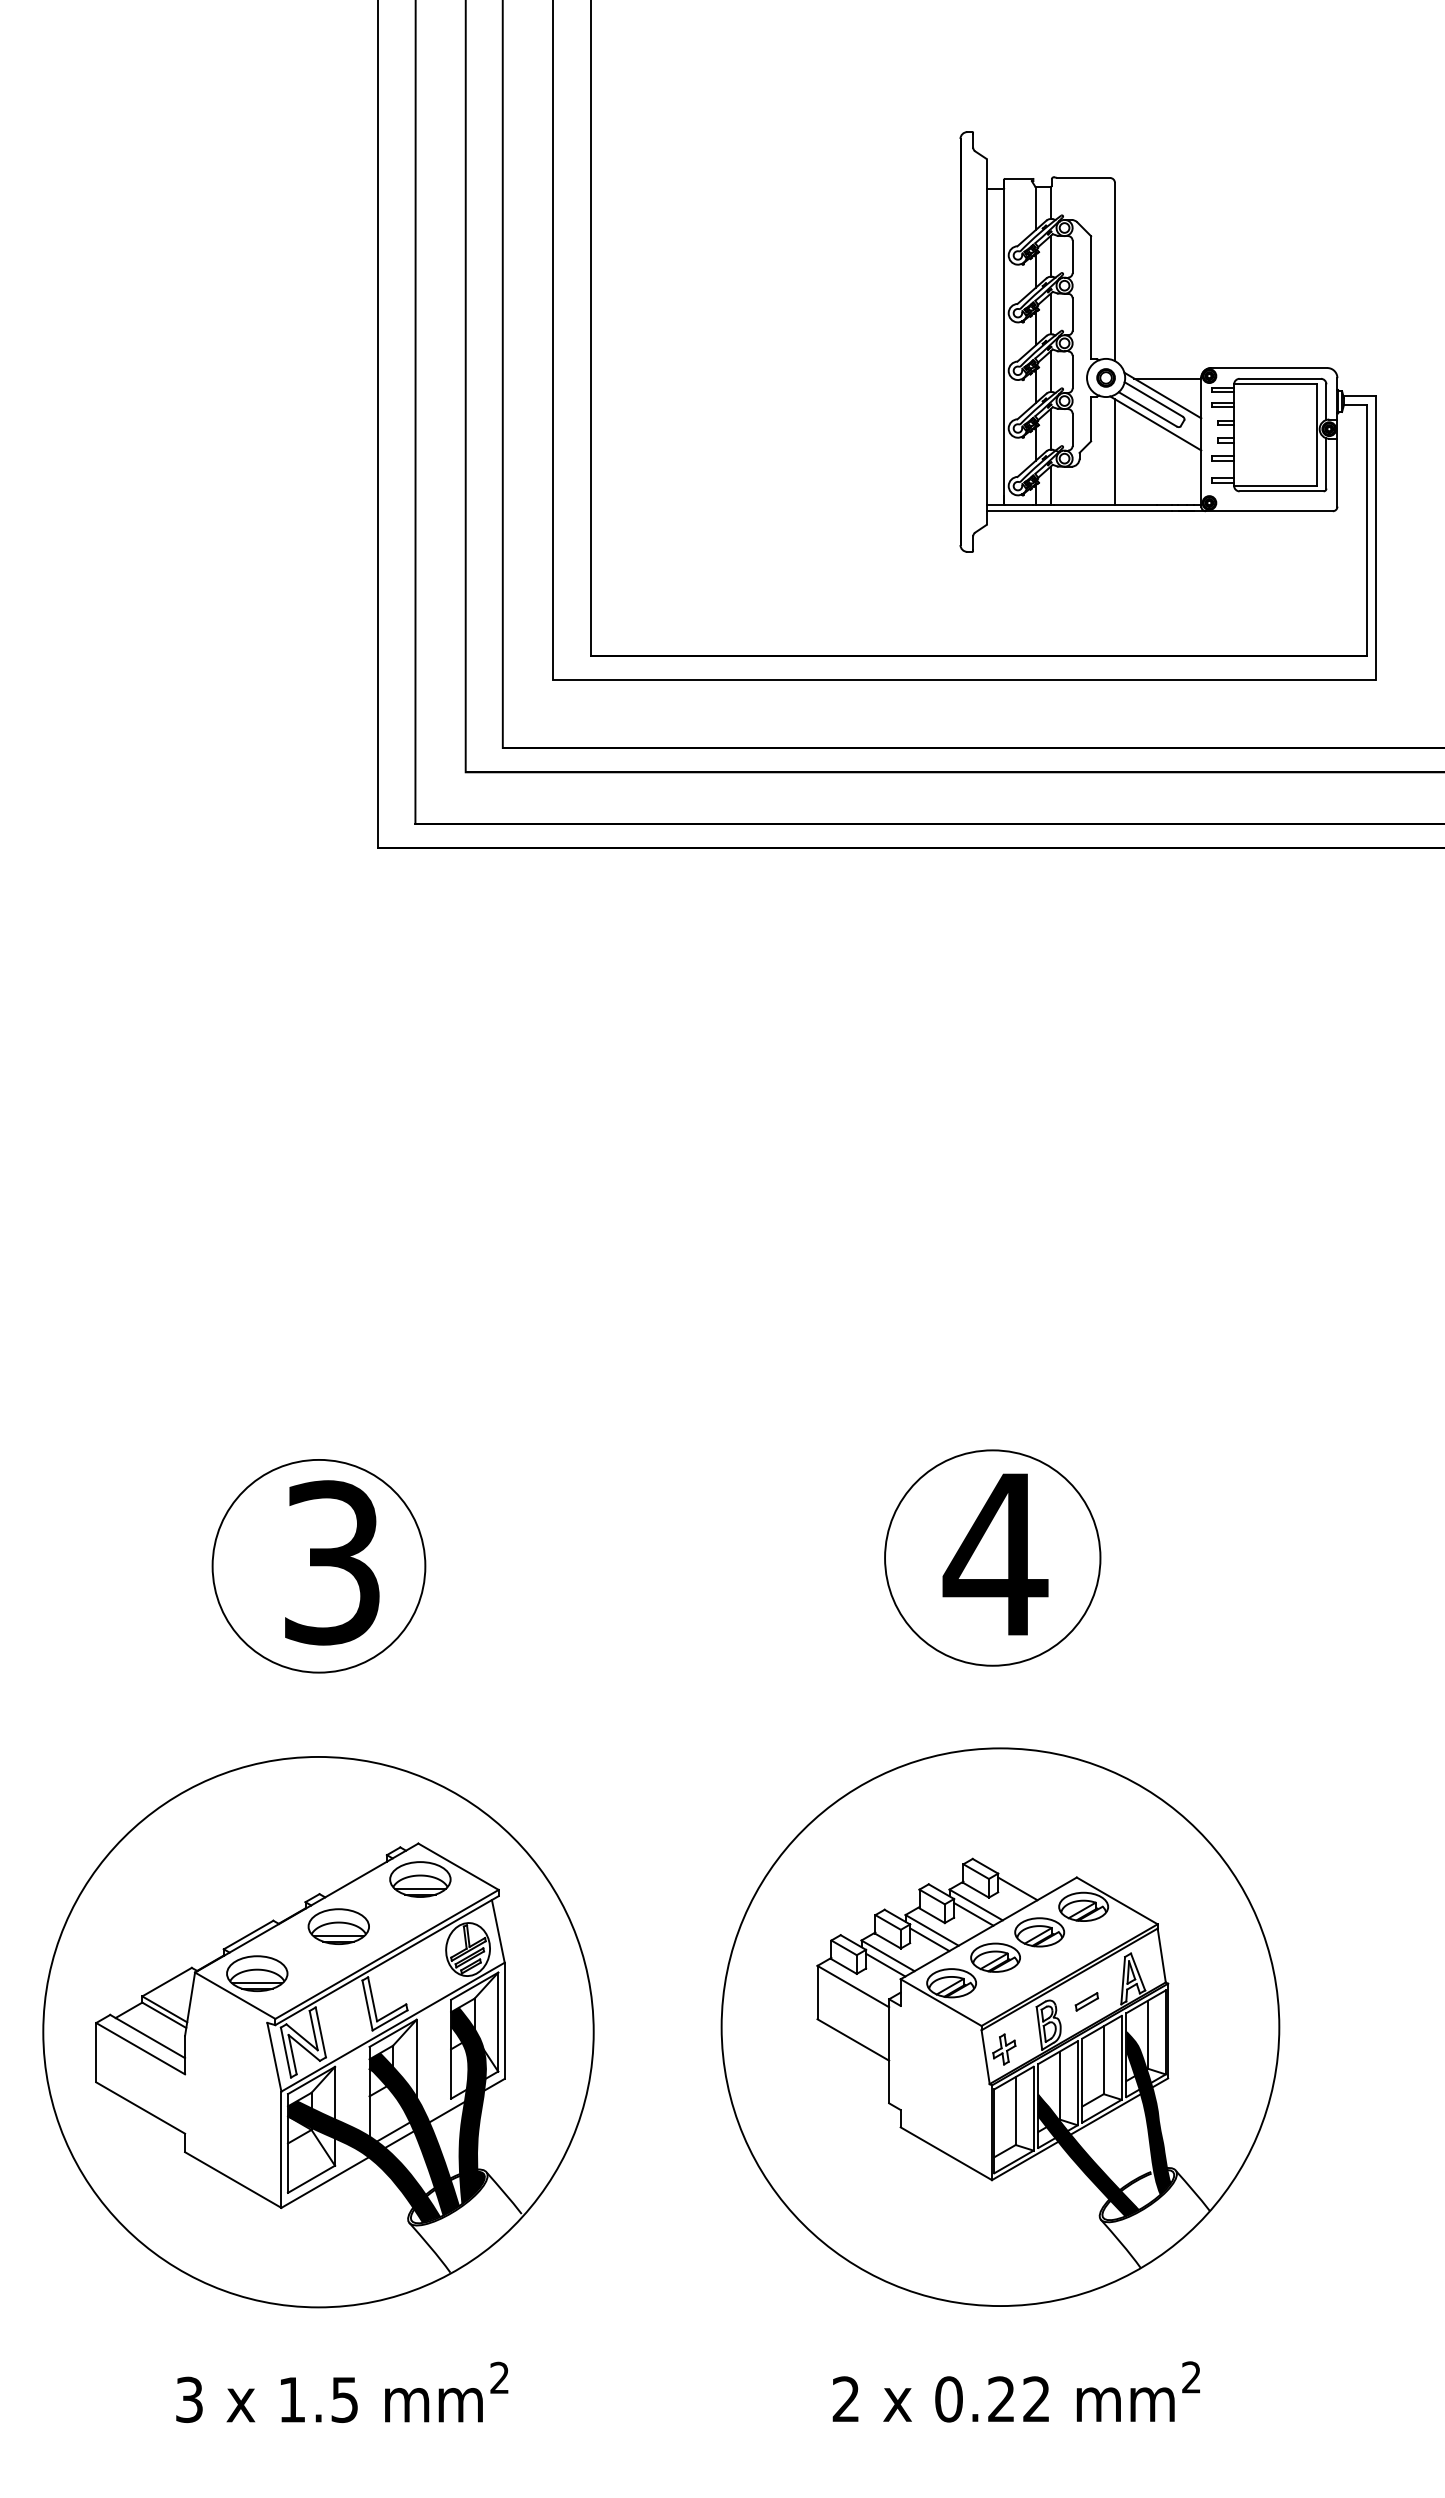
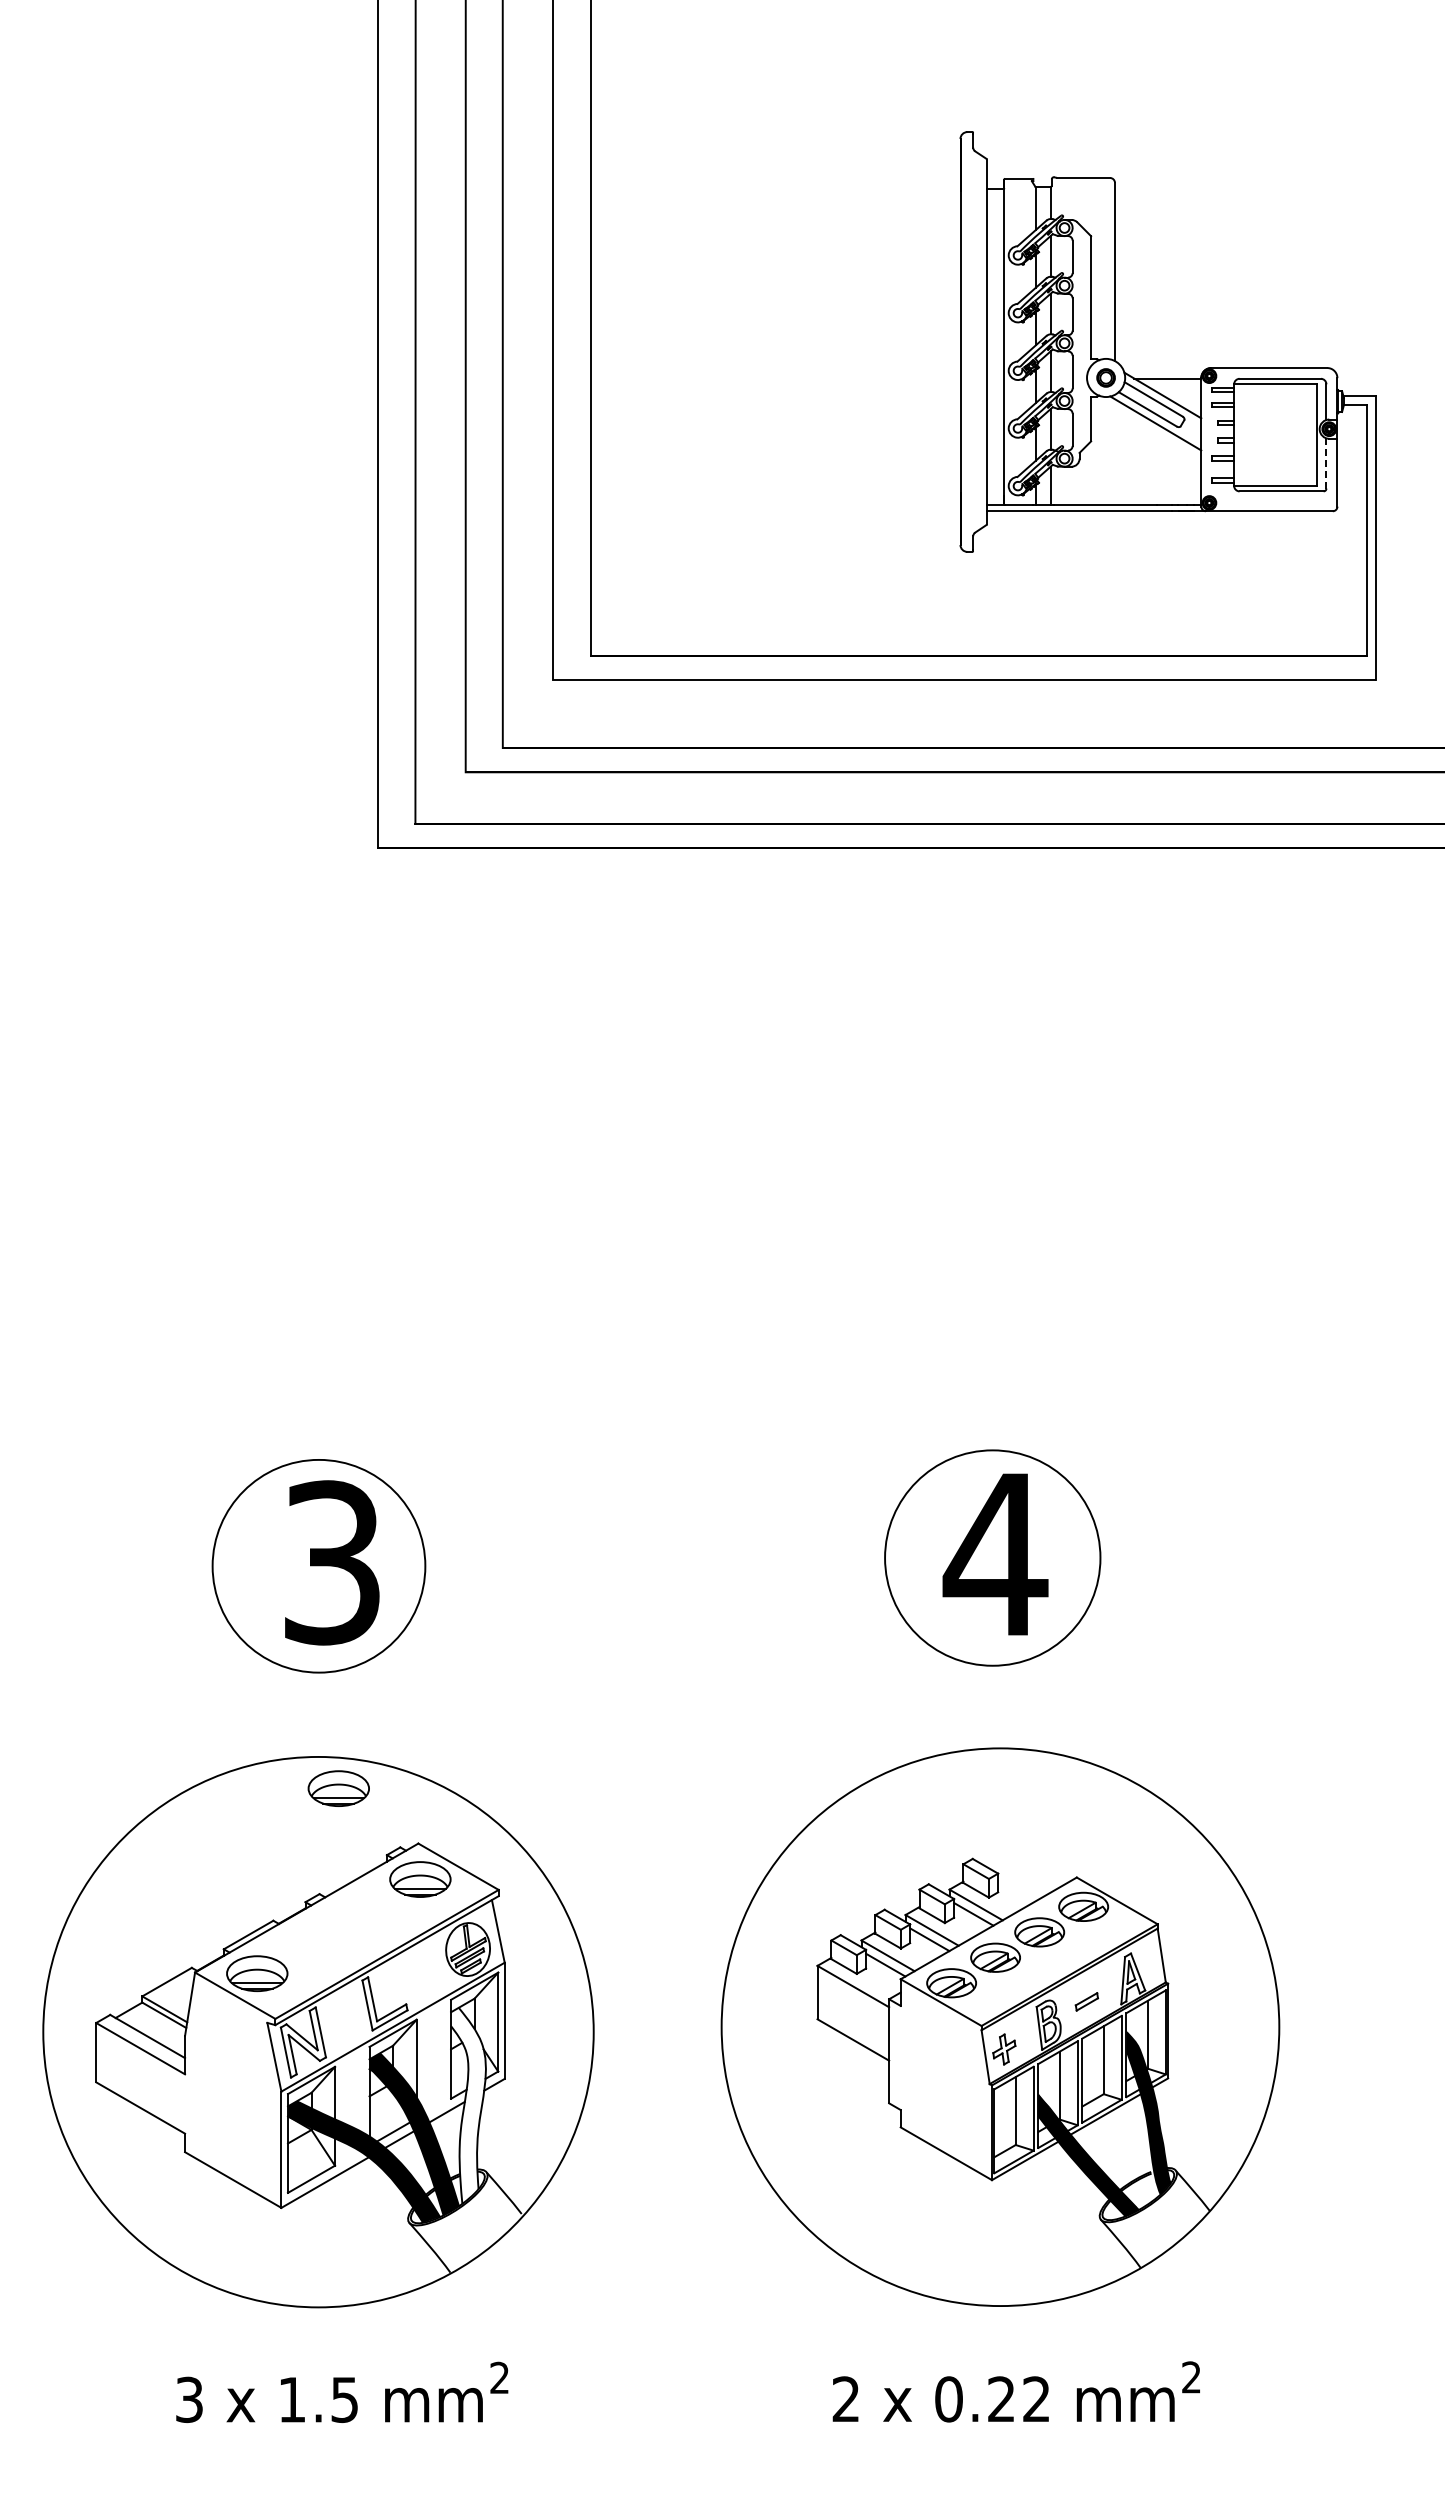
line: present -> none (1114, 452)
line: solid -> dashed (1326, 462)
line: present -> none (1017, 1888)
part position: (338, 1926) -> (338, 1788) (338, 1788)
fill: present -> none (468, 2107)
